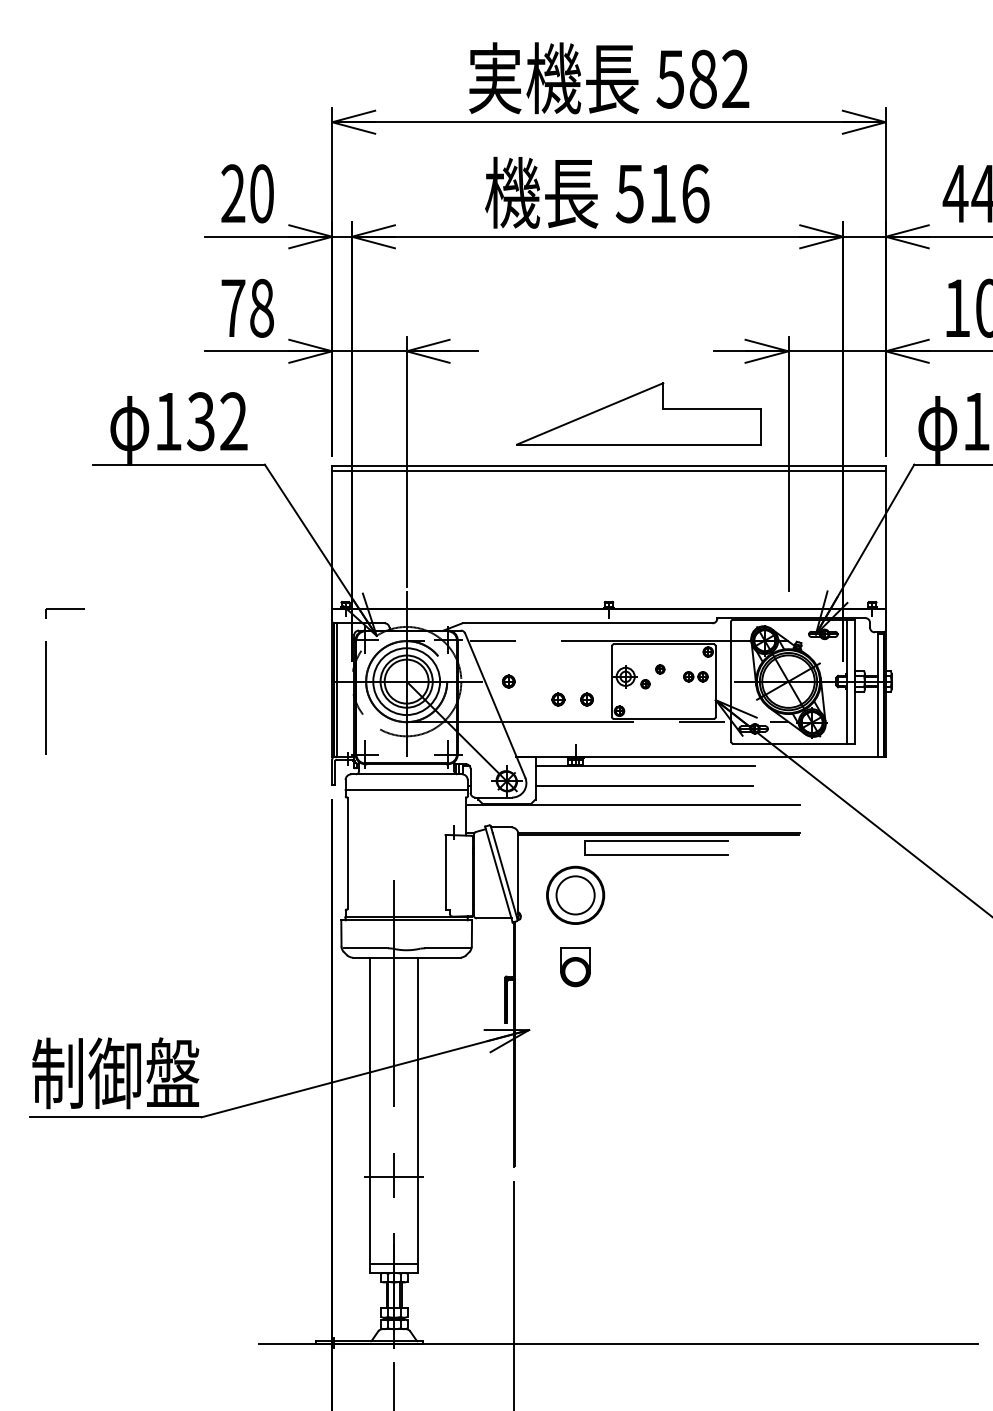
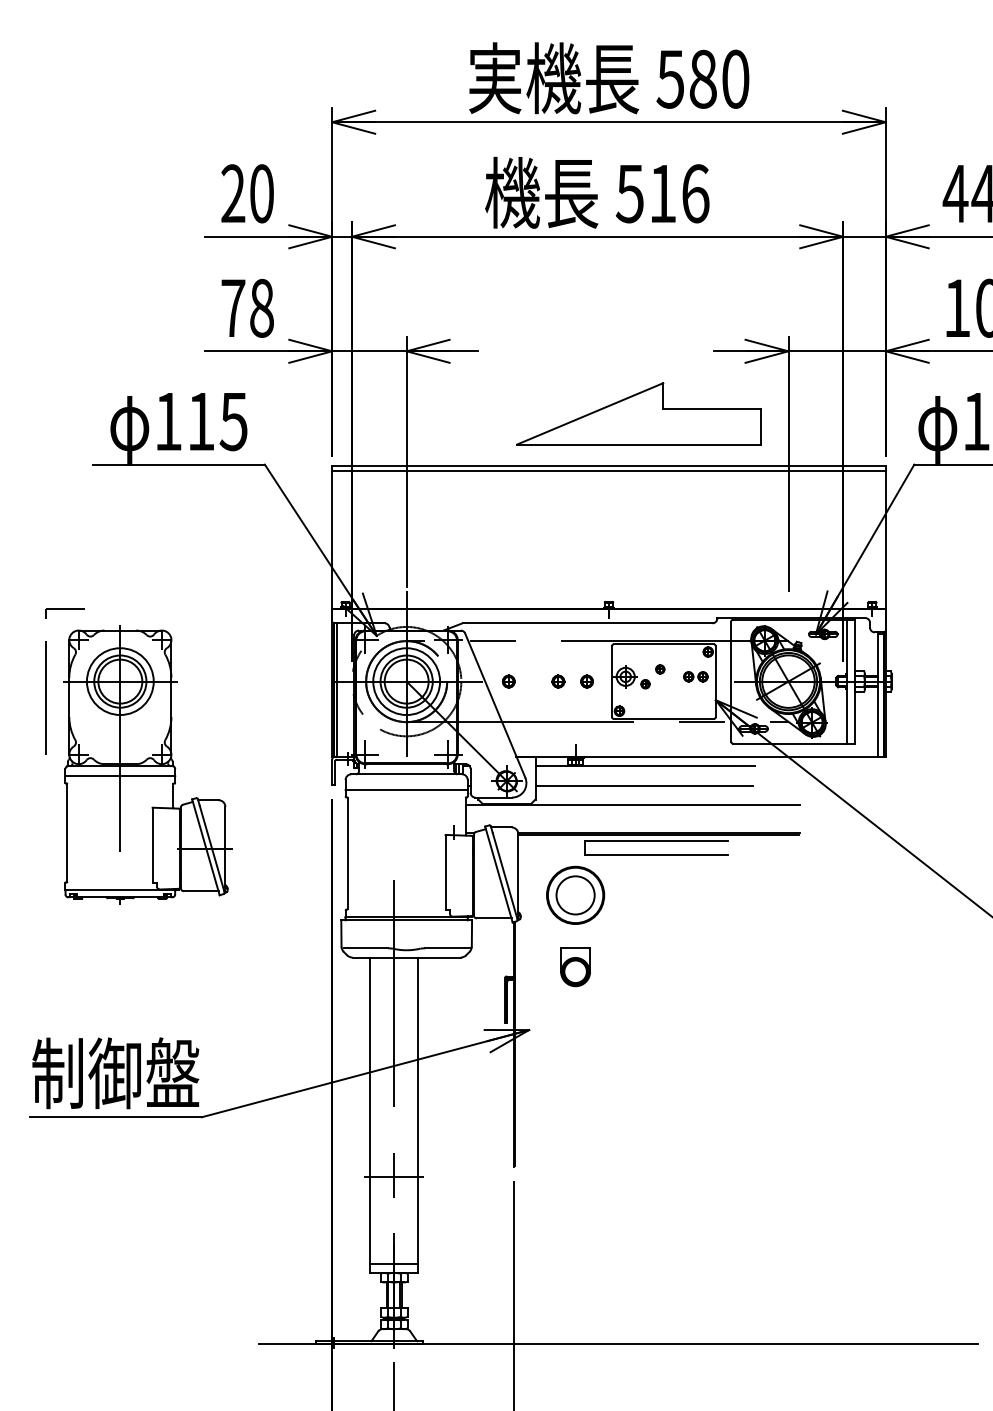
text: 582 -> 580 (735, 78)
text: 132 -> 115 (216, 421)
part position: (565, 699) -> (565, 681) (565, 681)
part: none -> present (147, 764)
